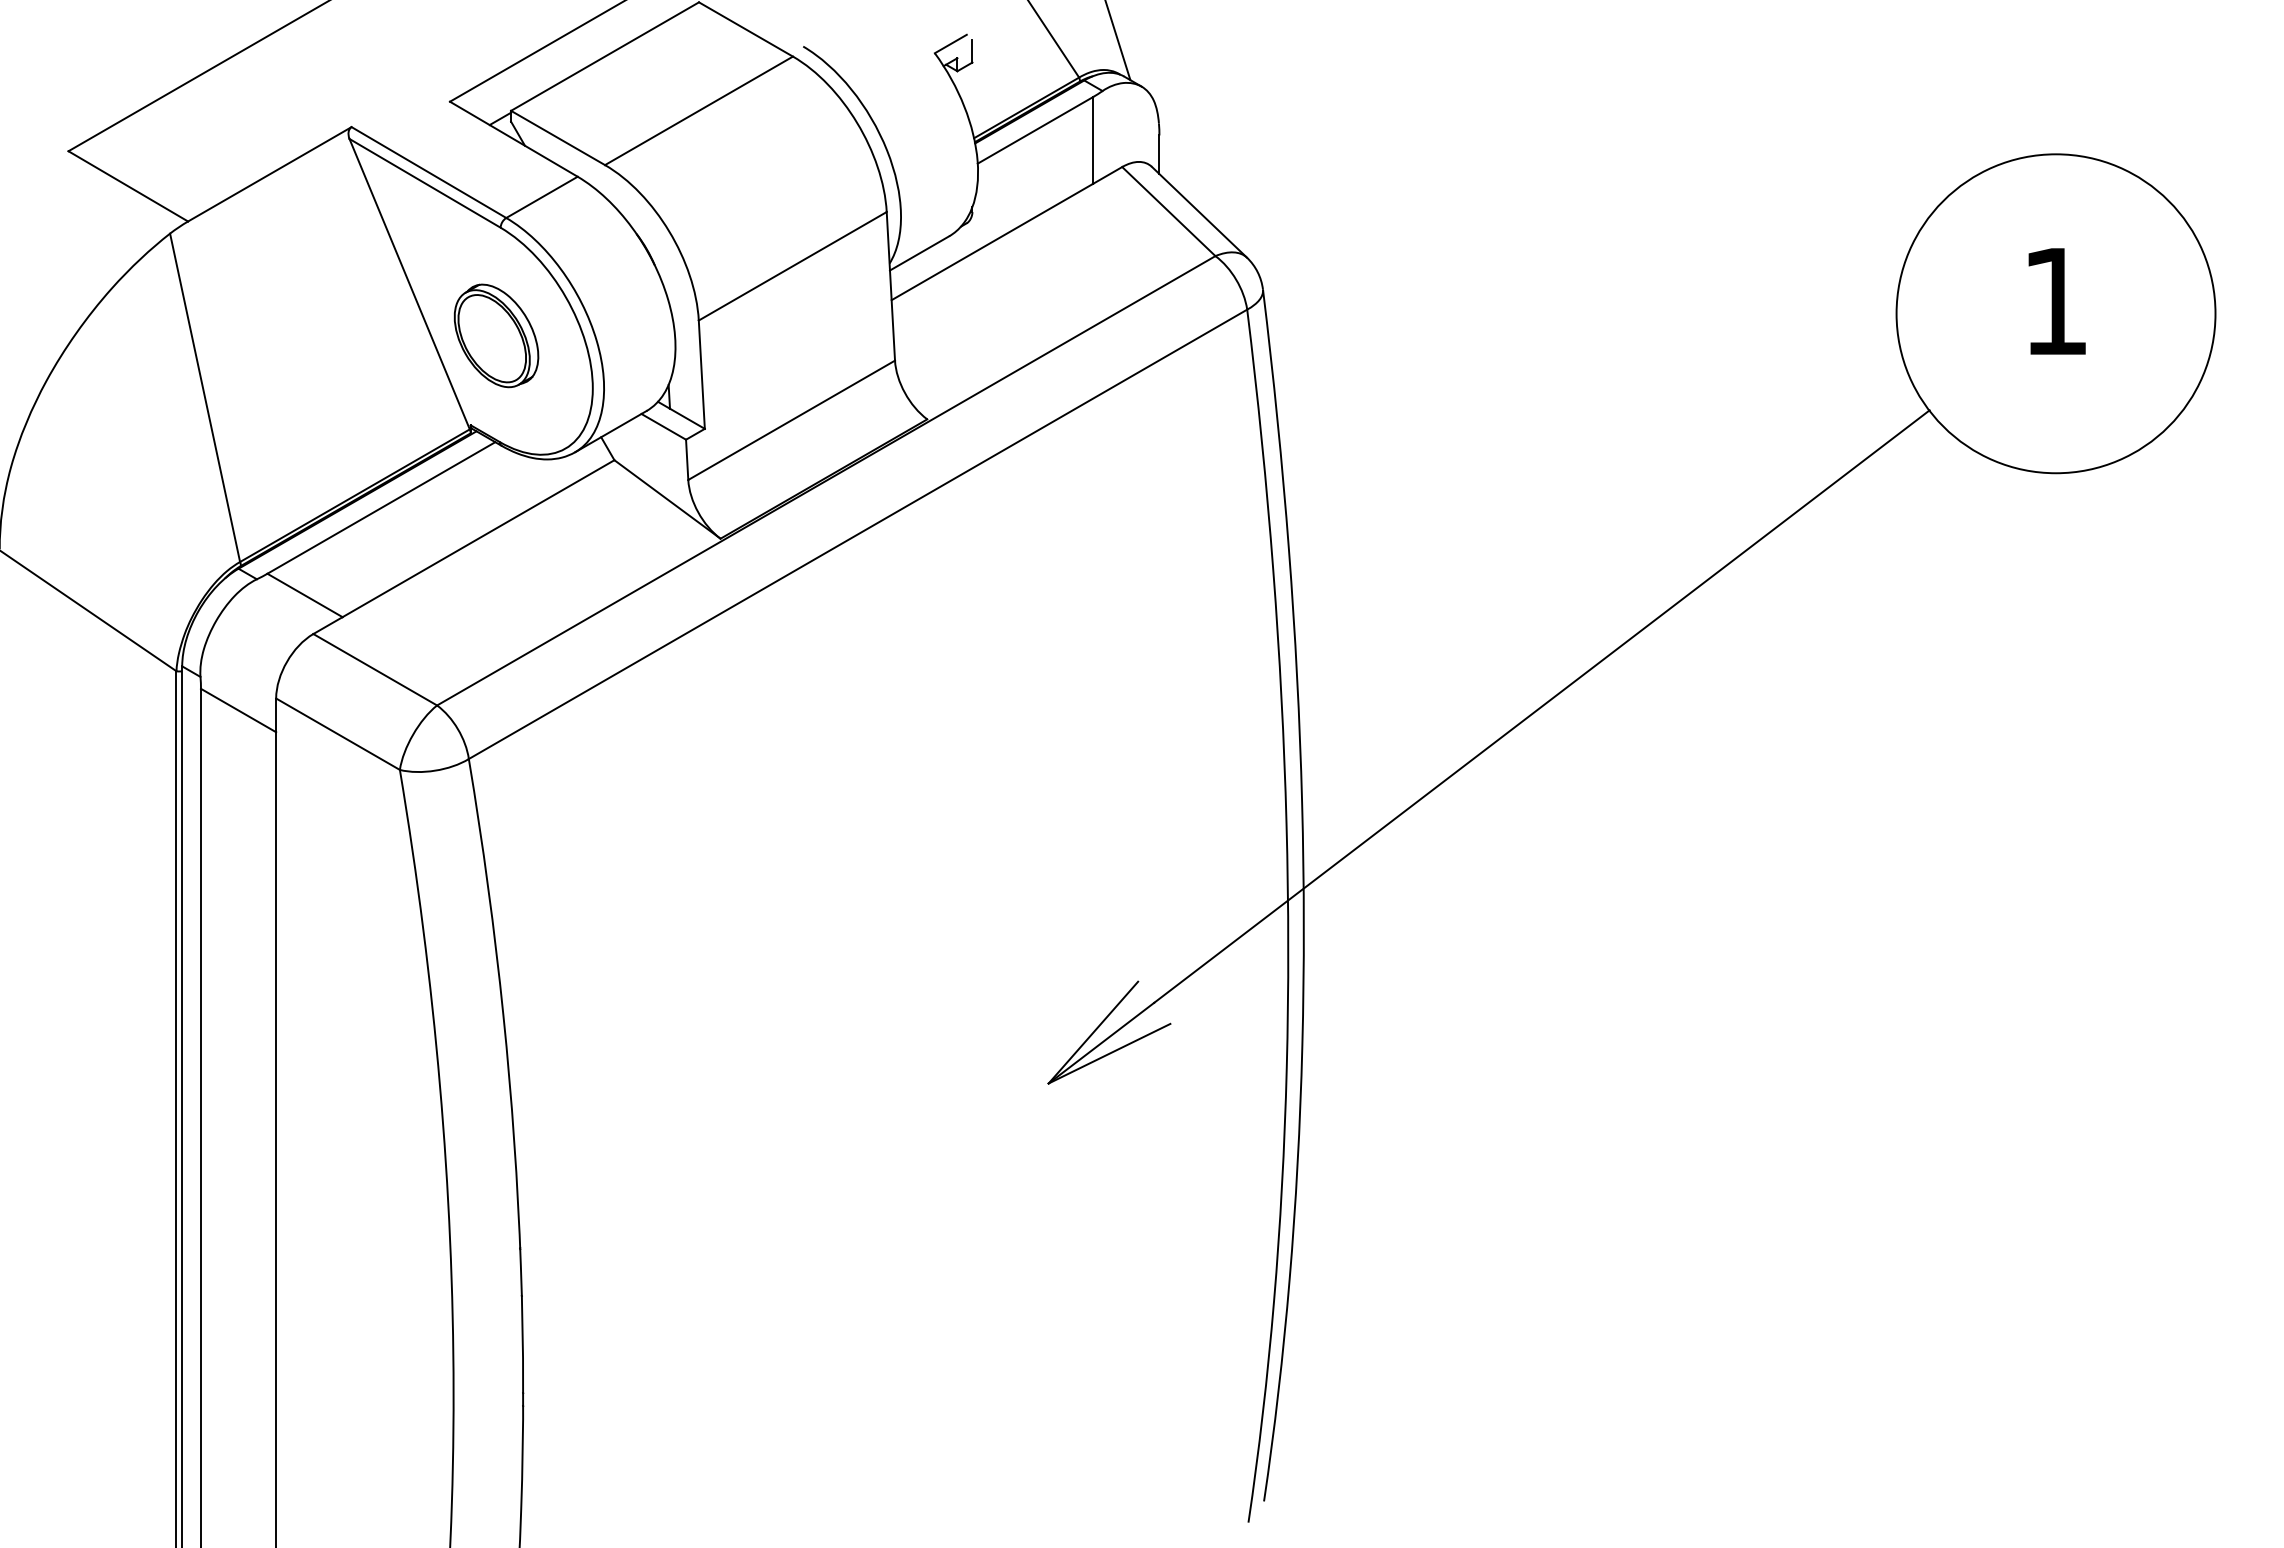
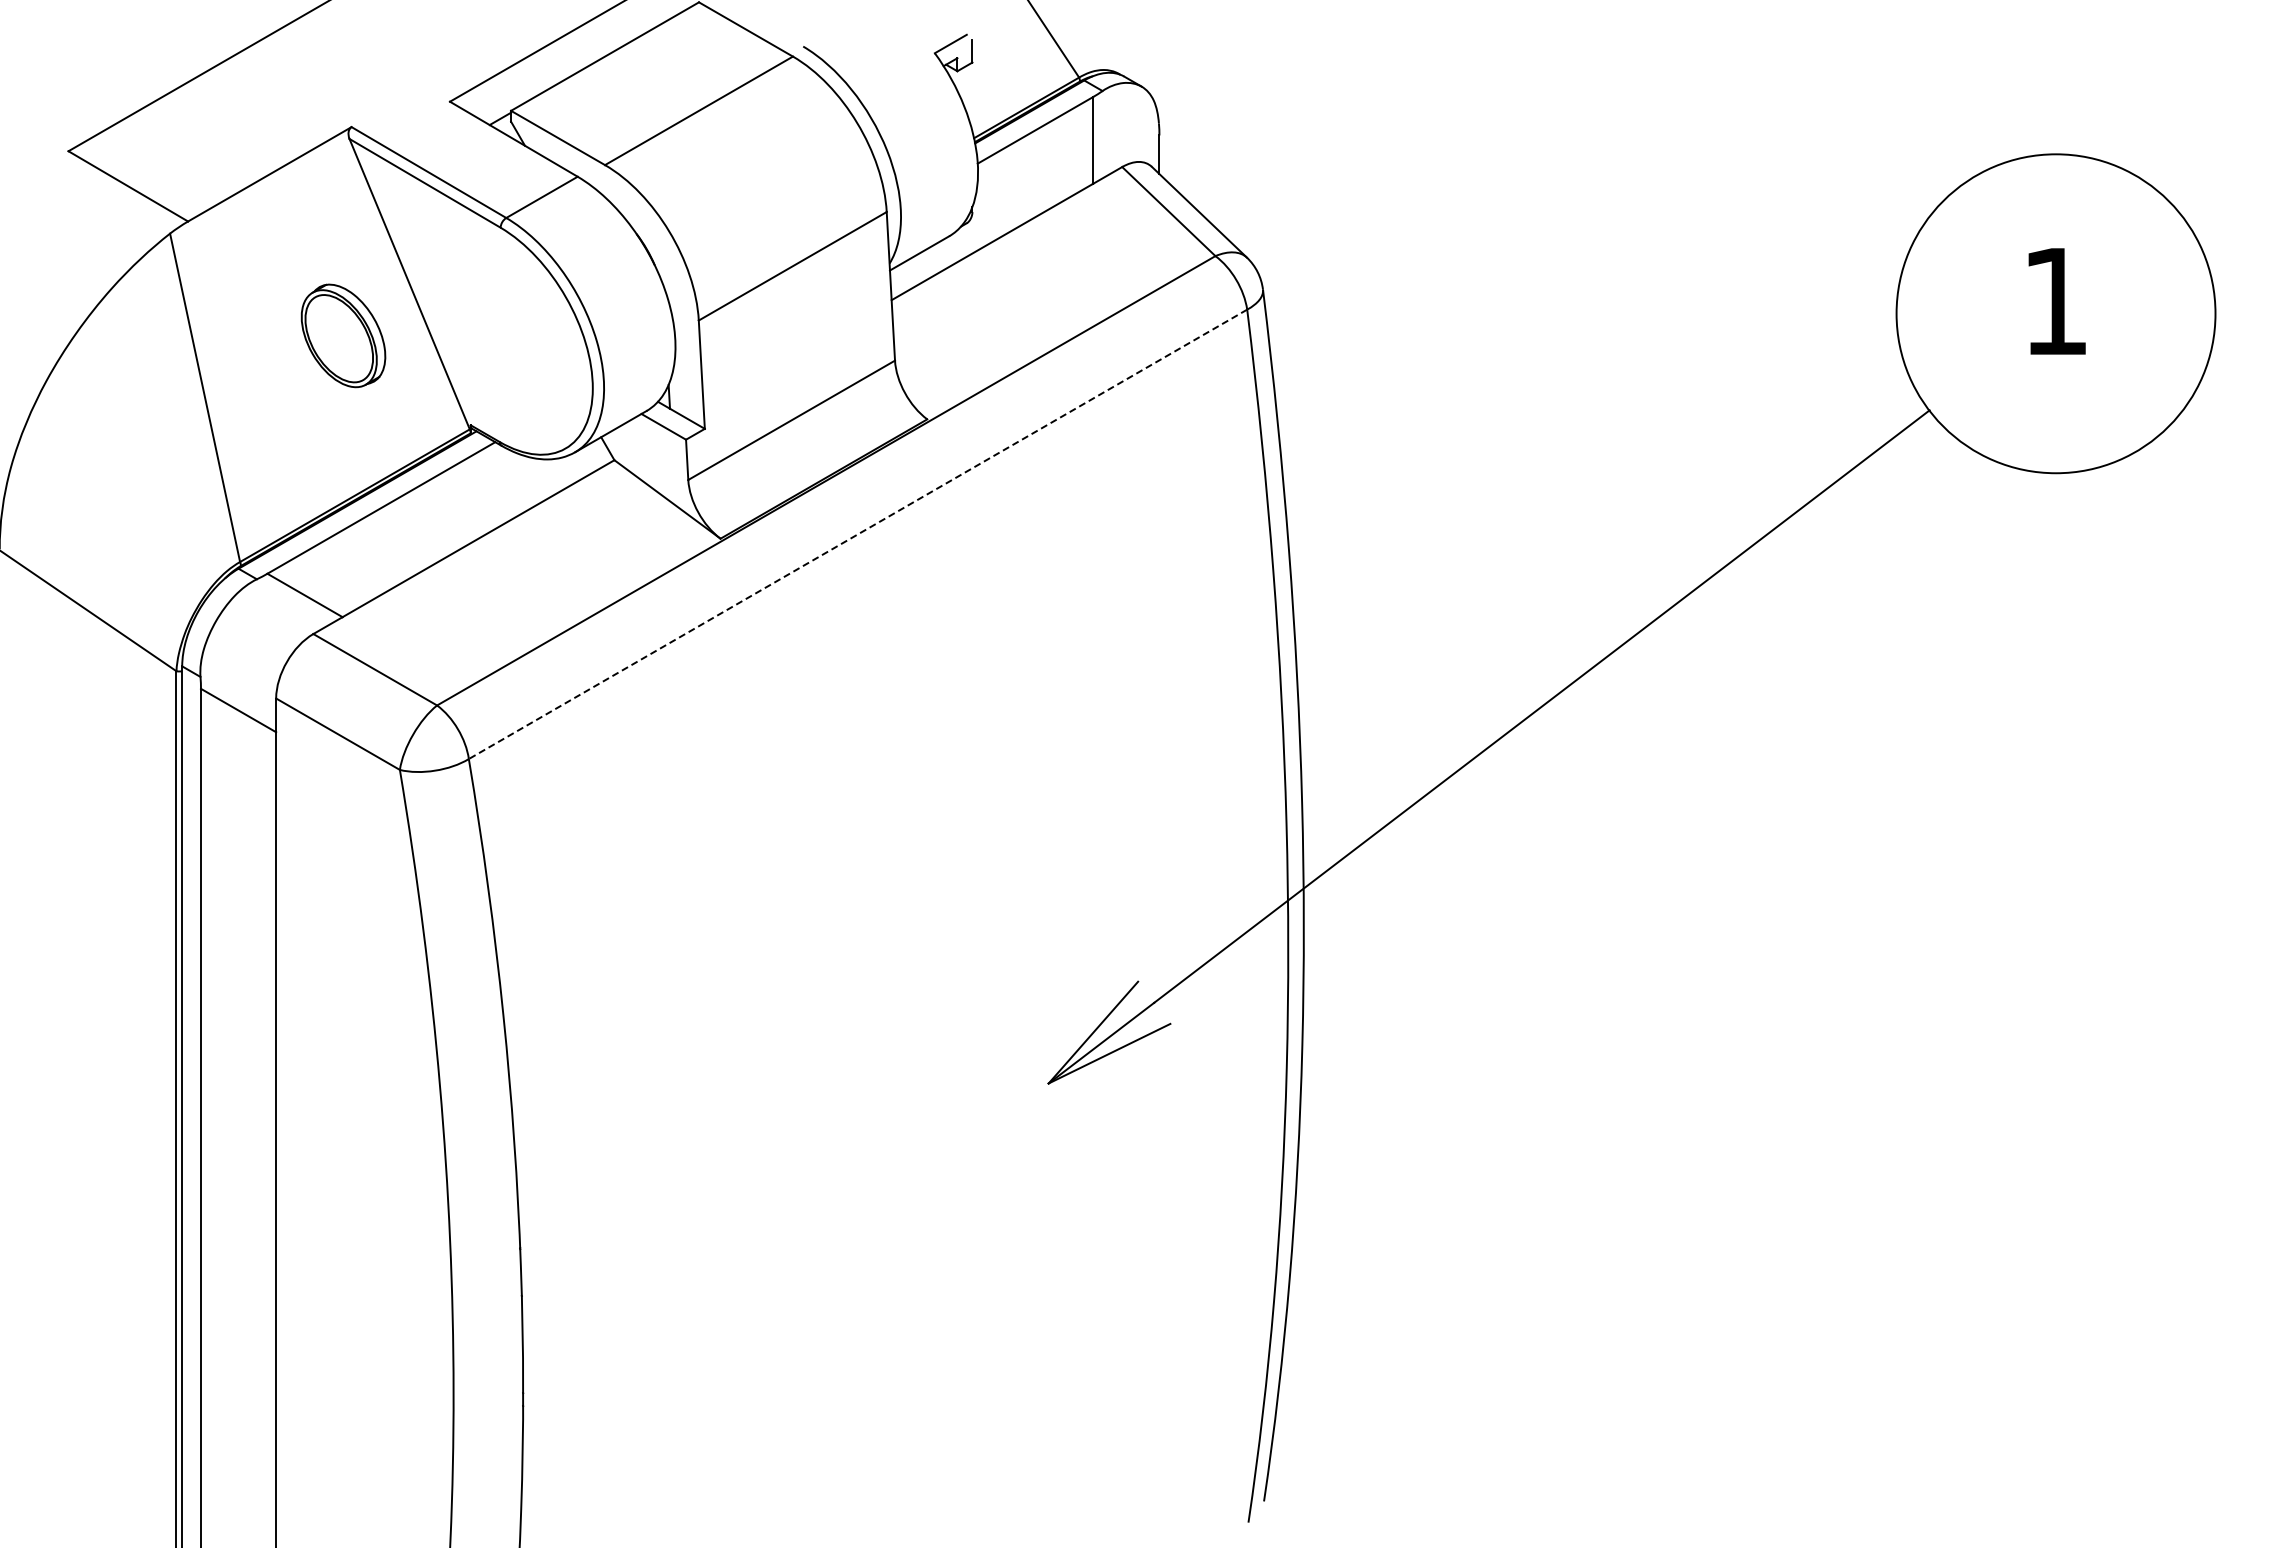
line: present -> none (1118, 41)
part position: (496, 335) -> (343, 335) (343, 335)
line: solid -> dashed (857, 534)
